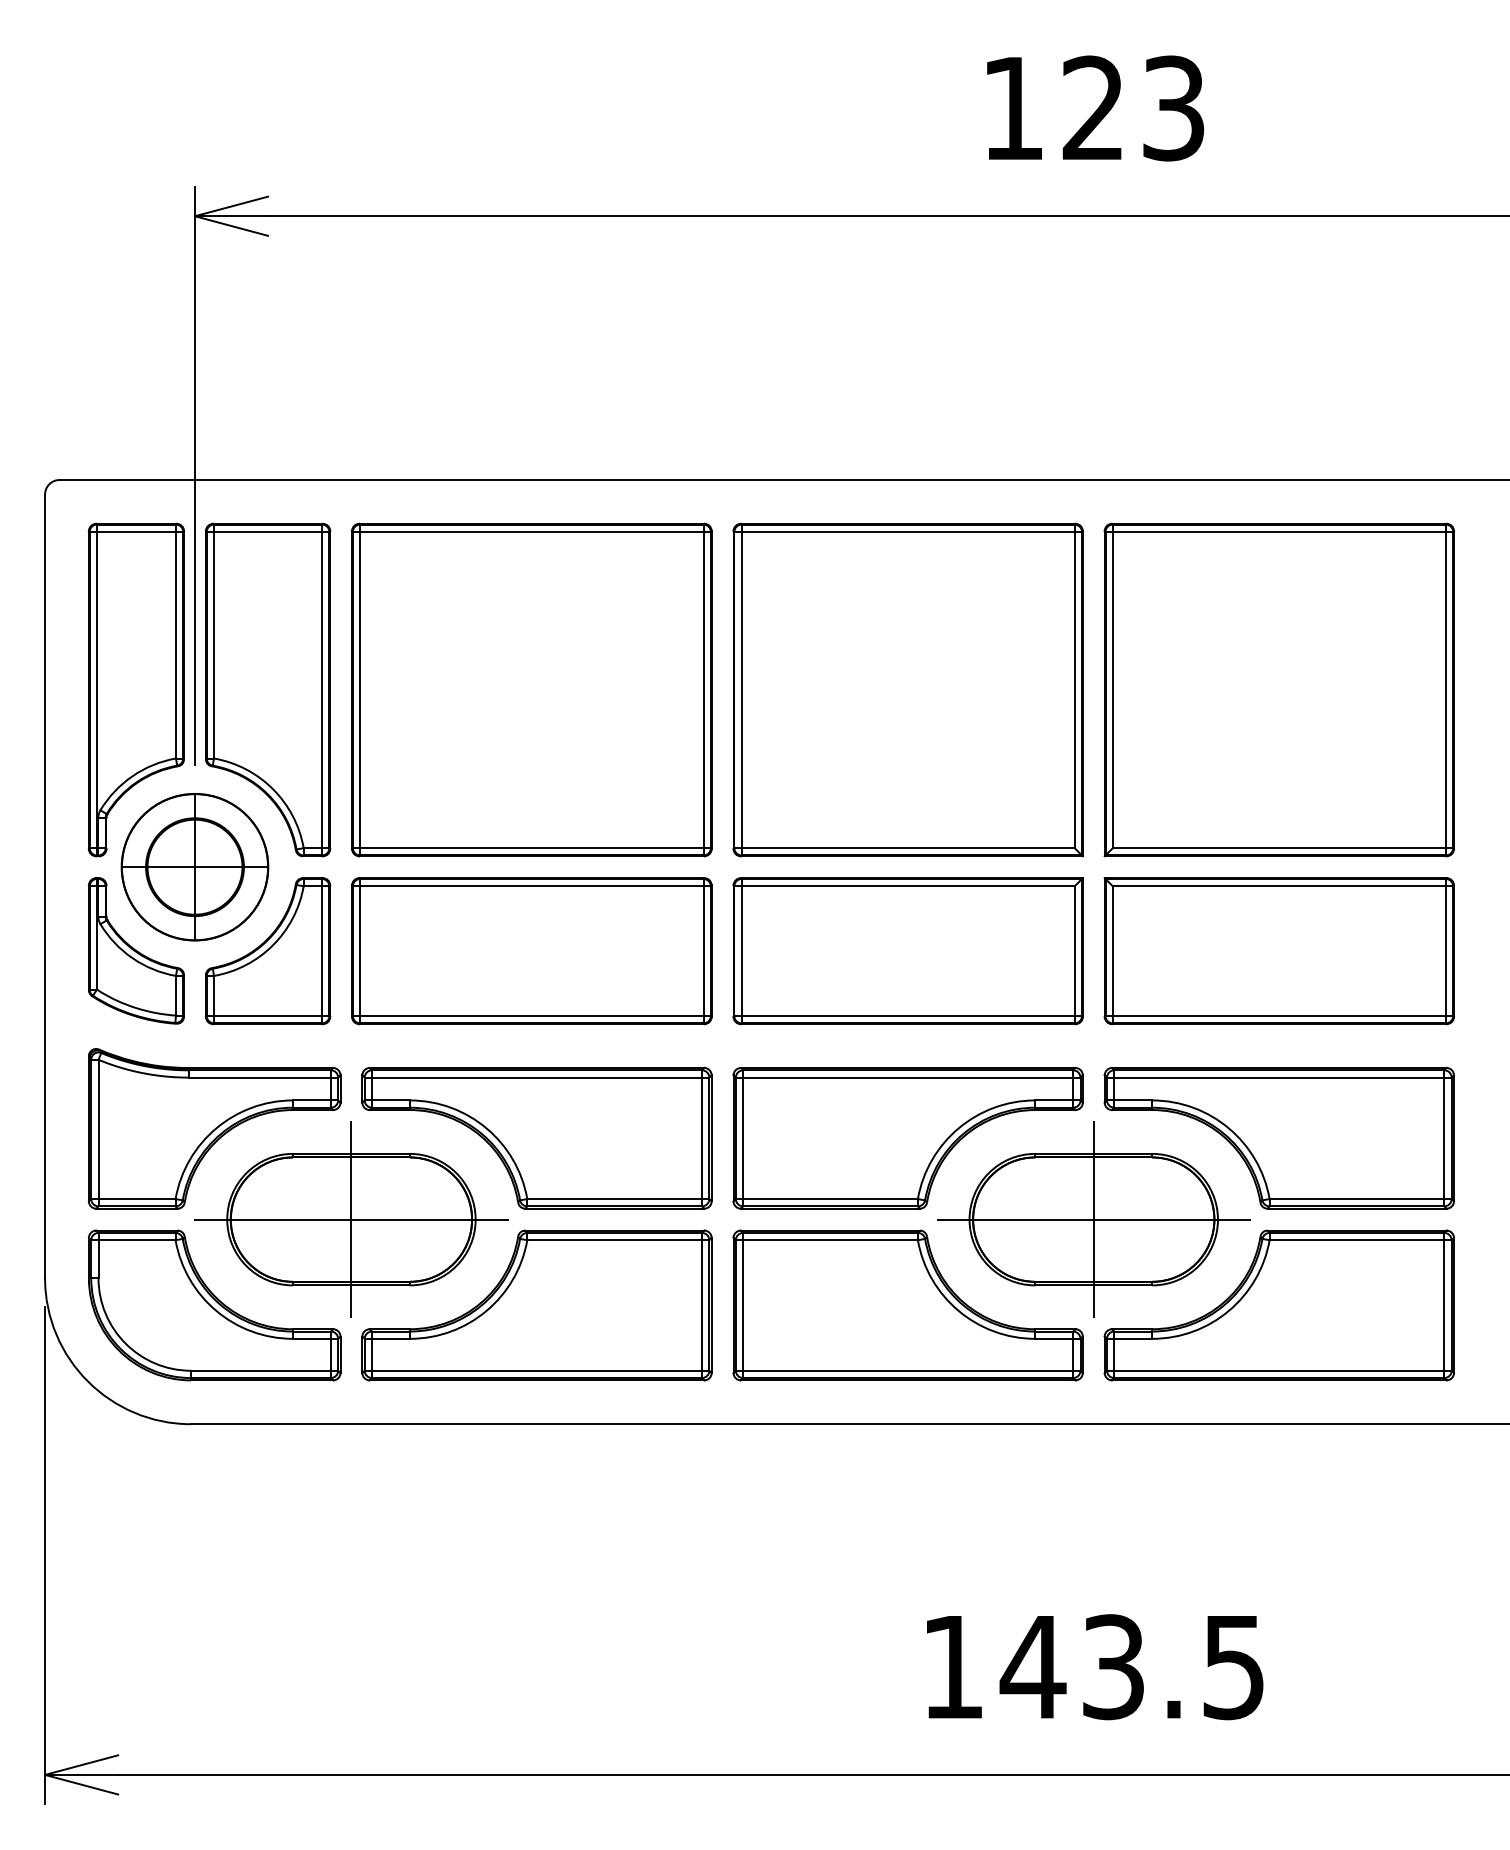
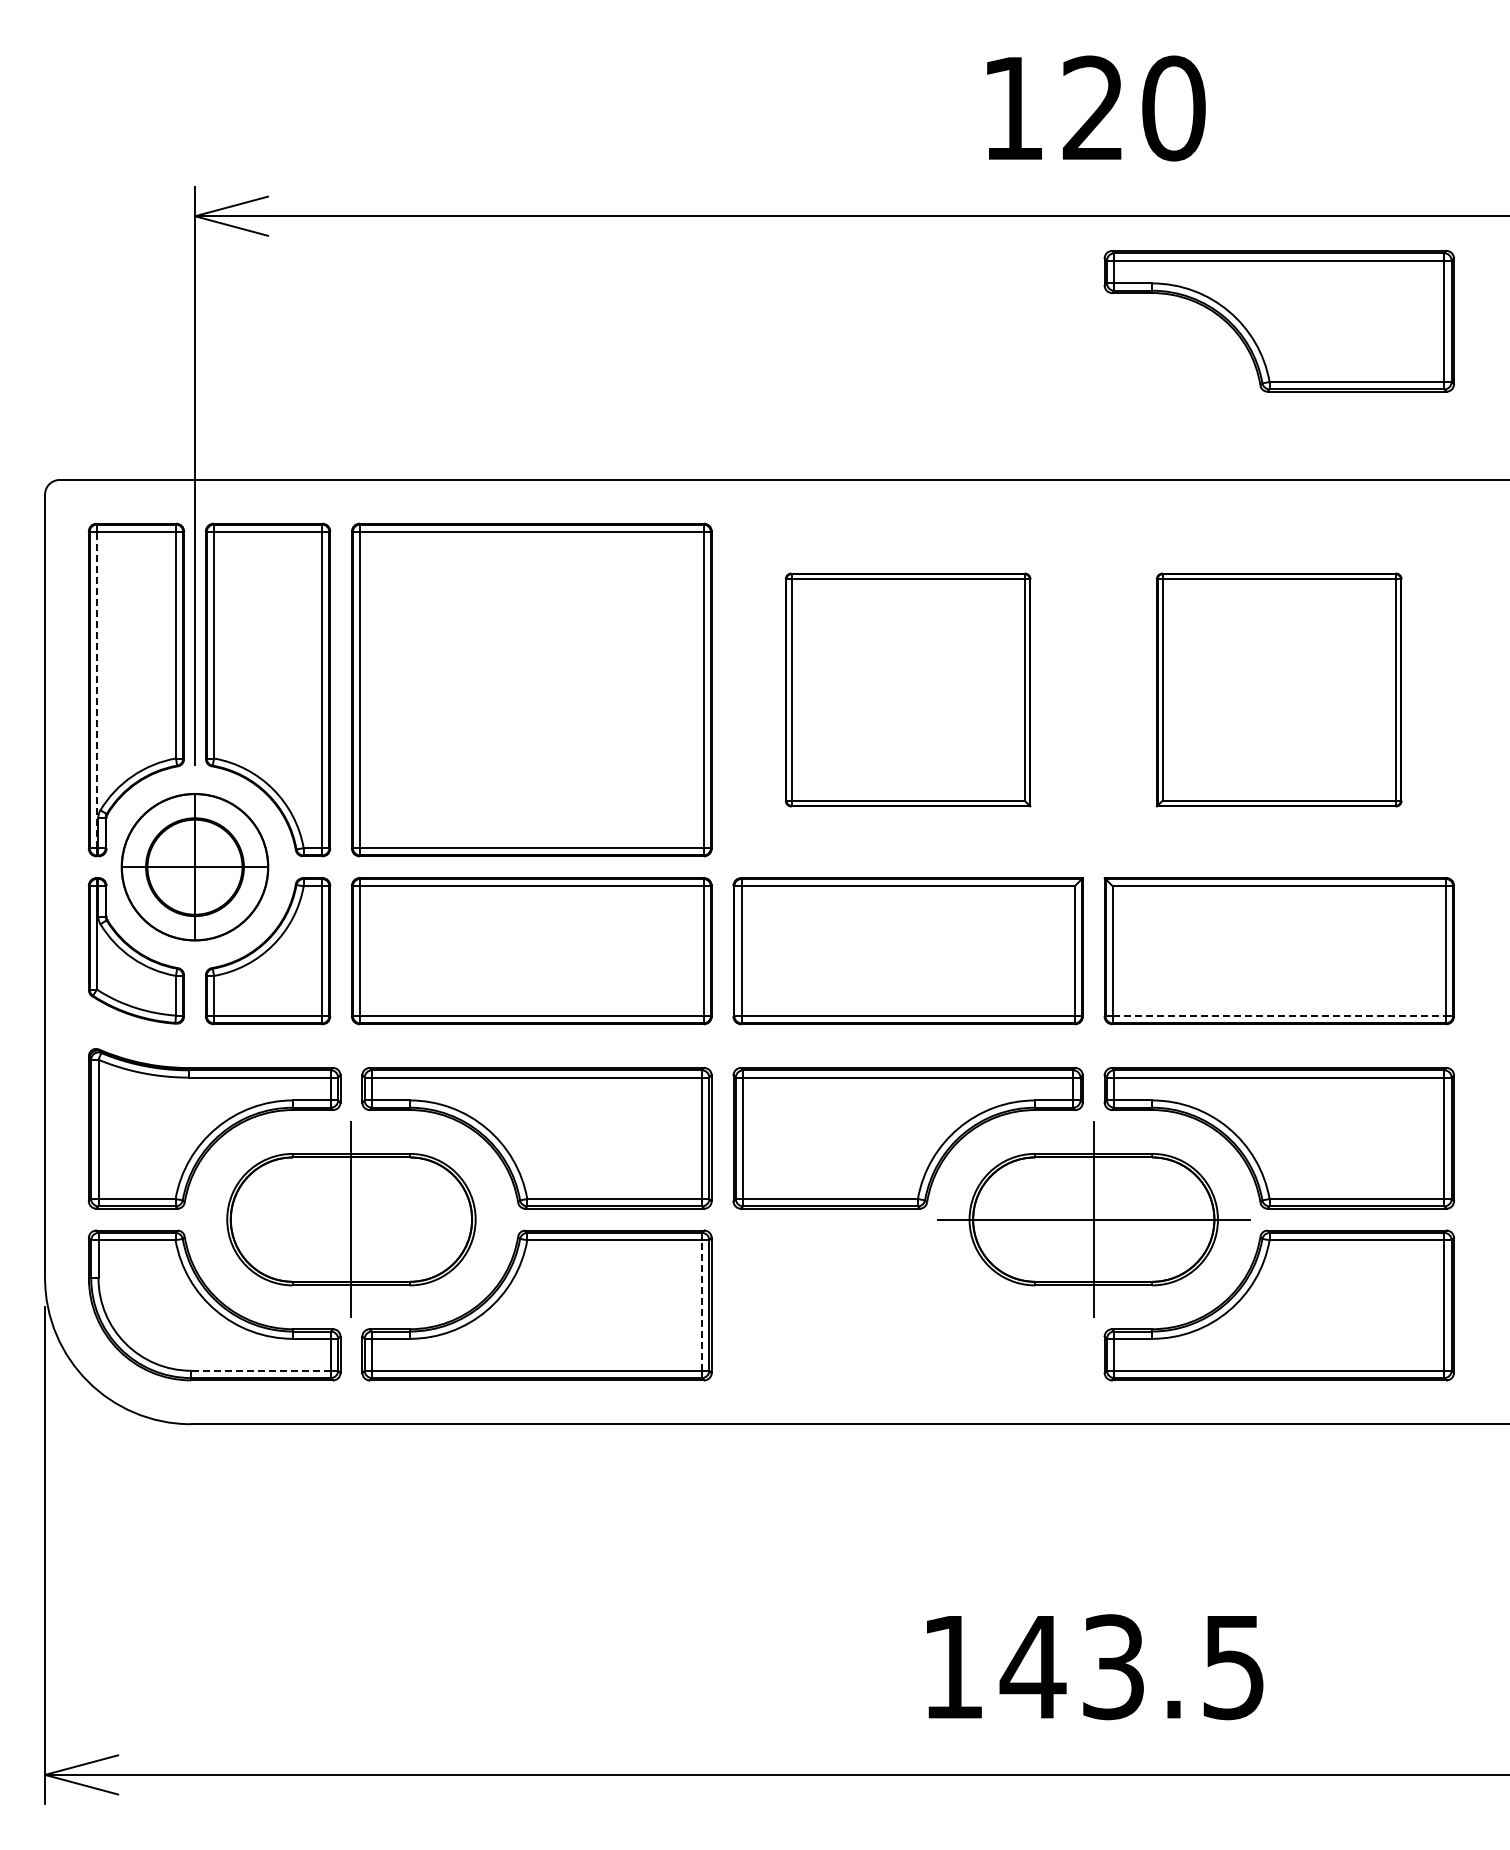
text: 123 -> 120 (1173, 108)
part: none -> present (1278, 320)
line: solid -> dashed (96, 689)
part size: 352x336 px -> 248x236 px (907, 689)
part size: 352x336 px -> 247x236 px (1279, 689)
line: solid -> dashed (1279, 1016)
line: present -> none (351, 1219)
line: solid -> dashed (702, 1304)
part: present -> none (907, 1305)
line: solid -> dashed (261, 1370)
